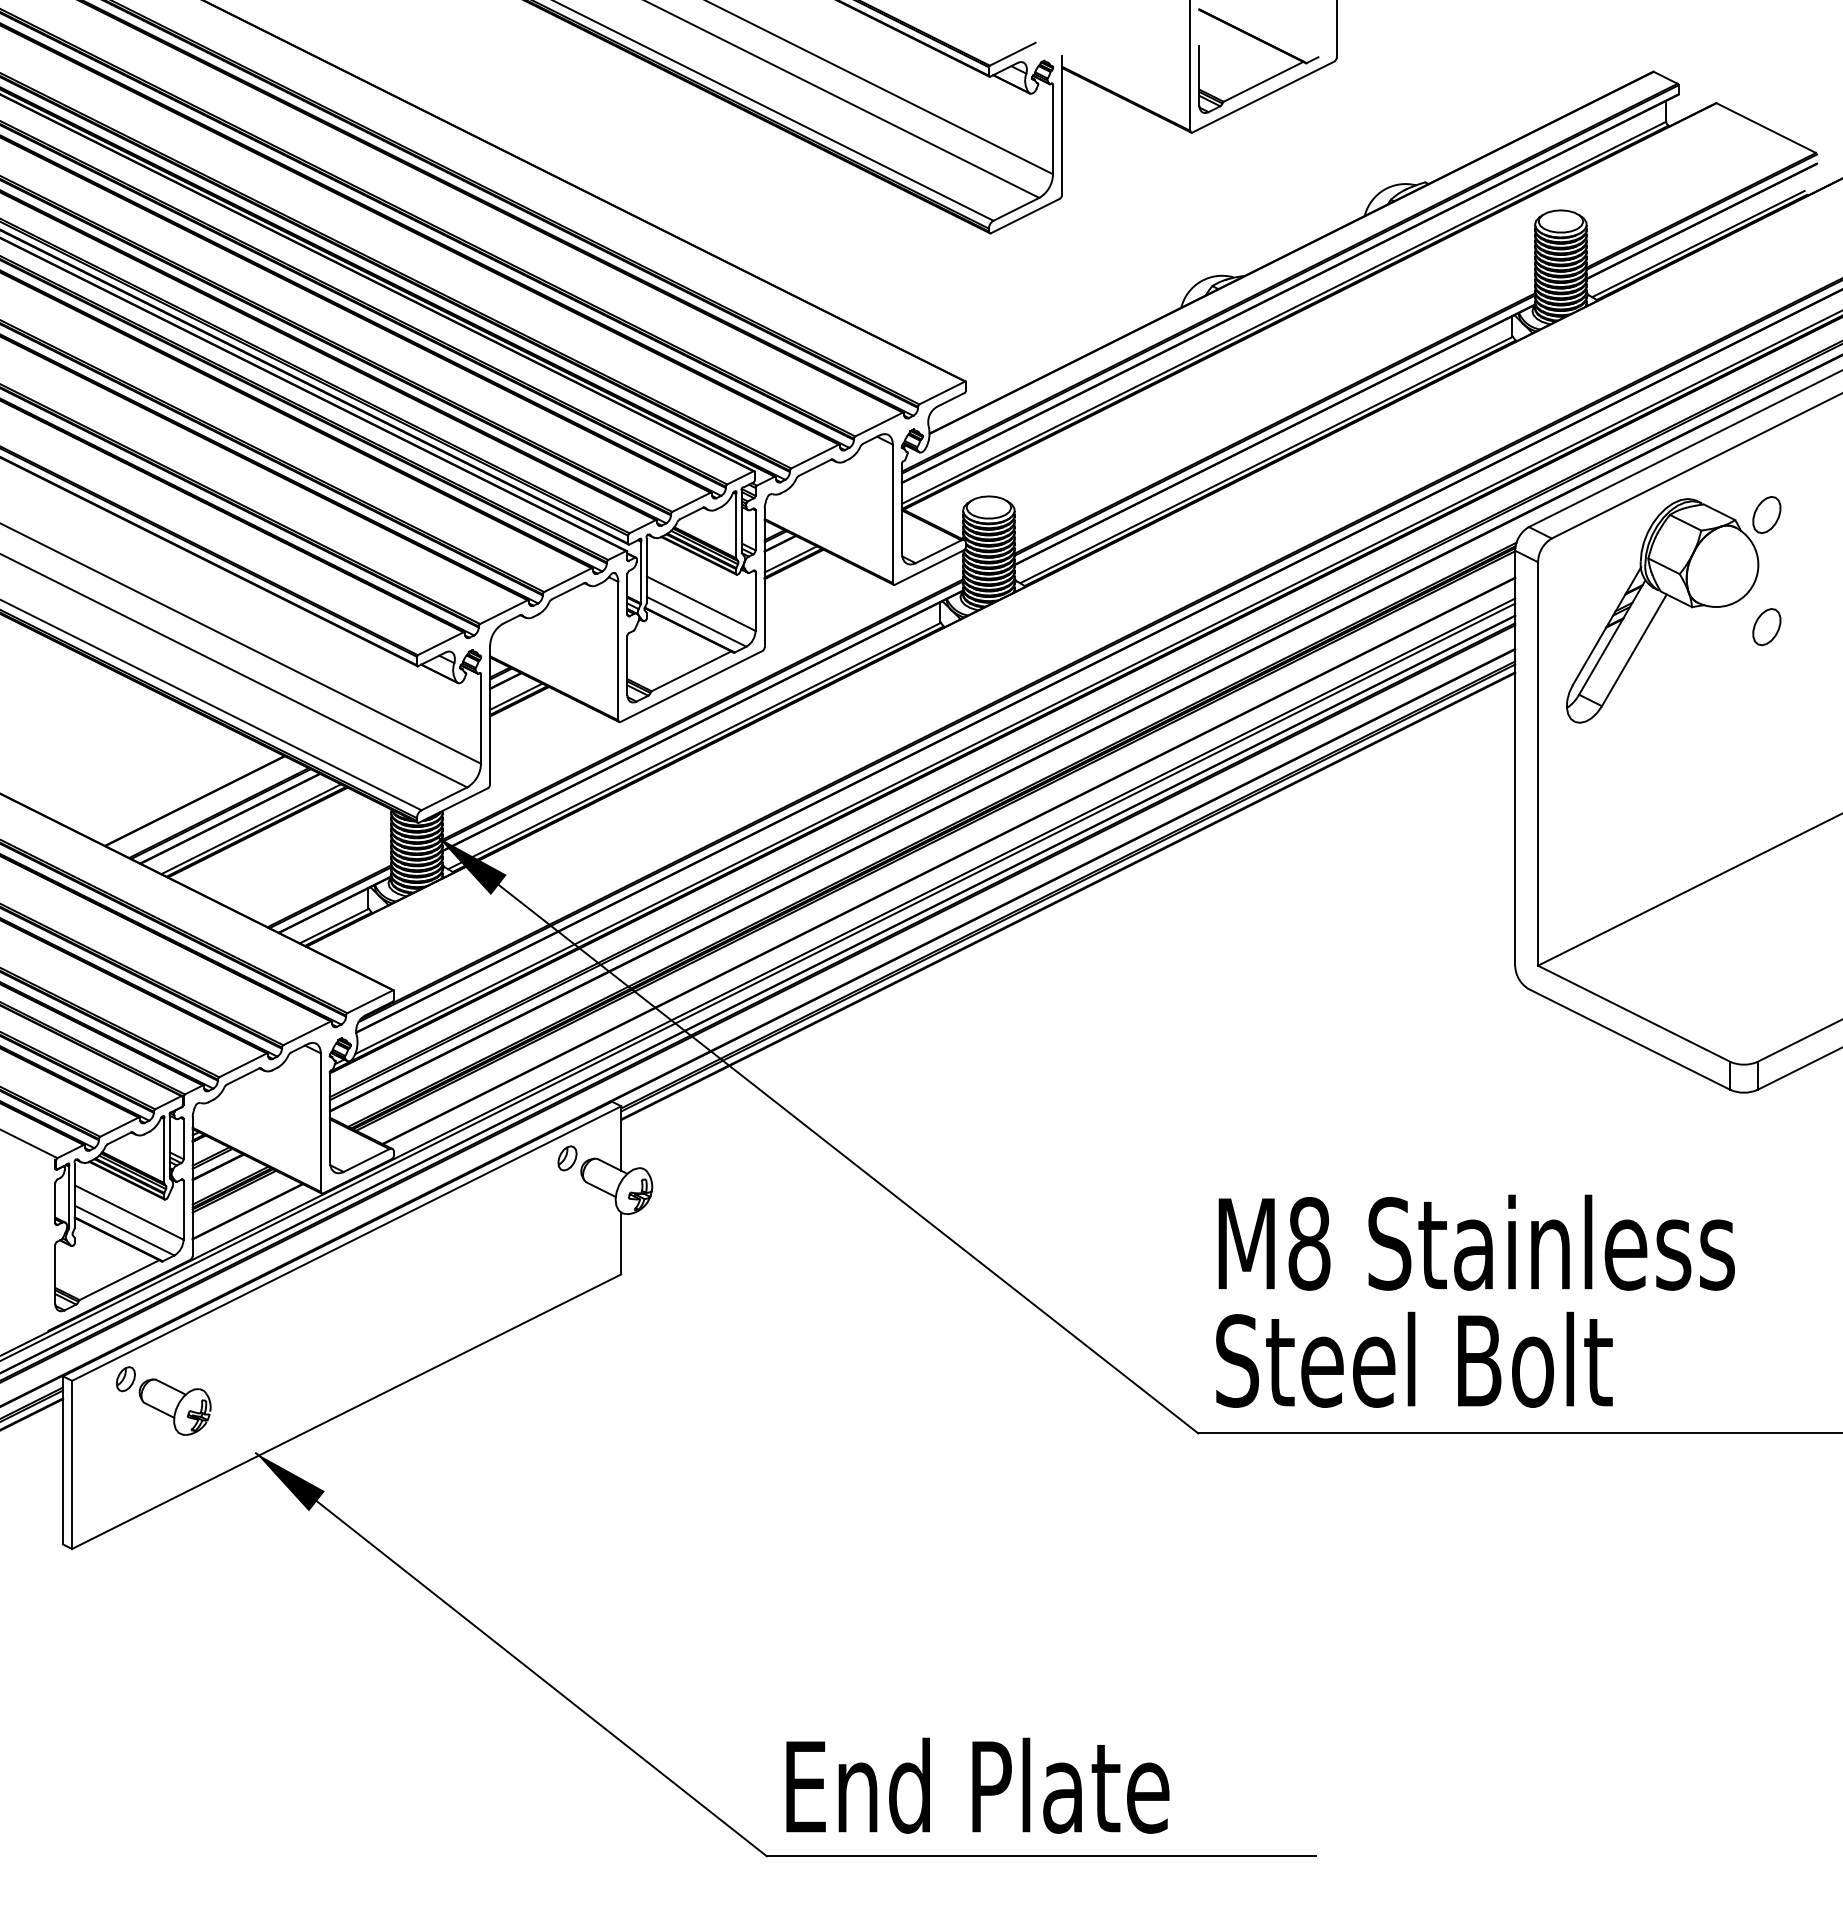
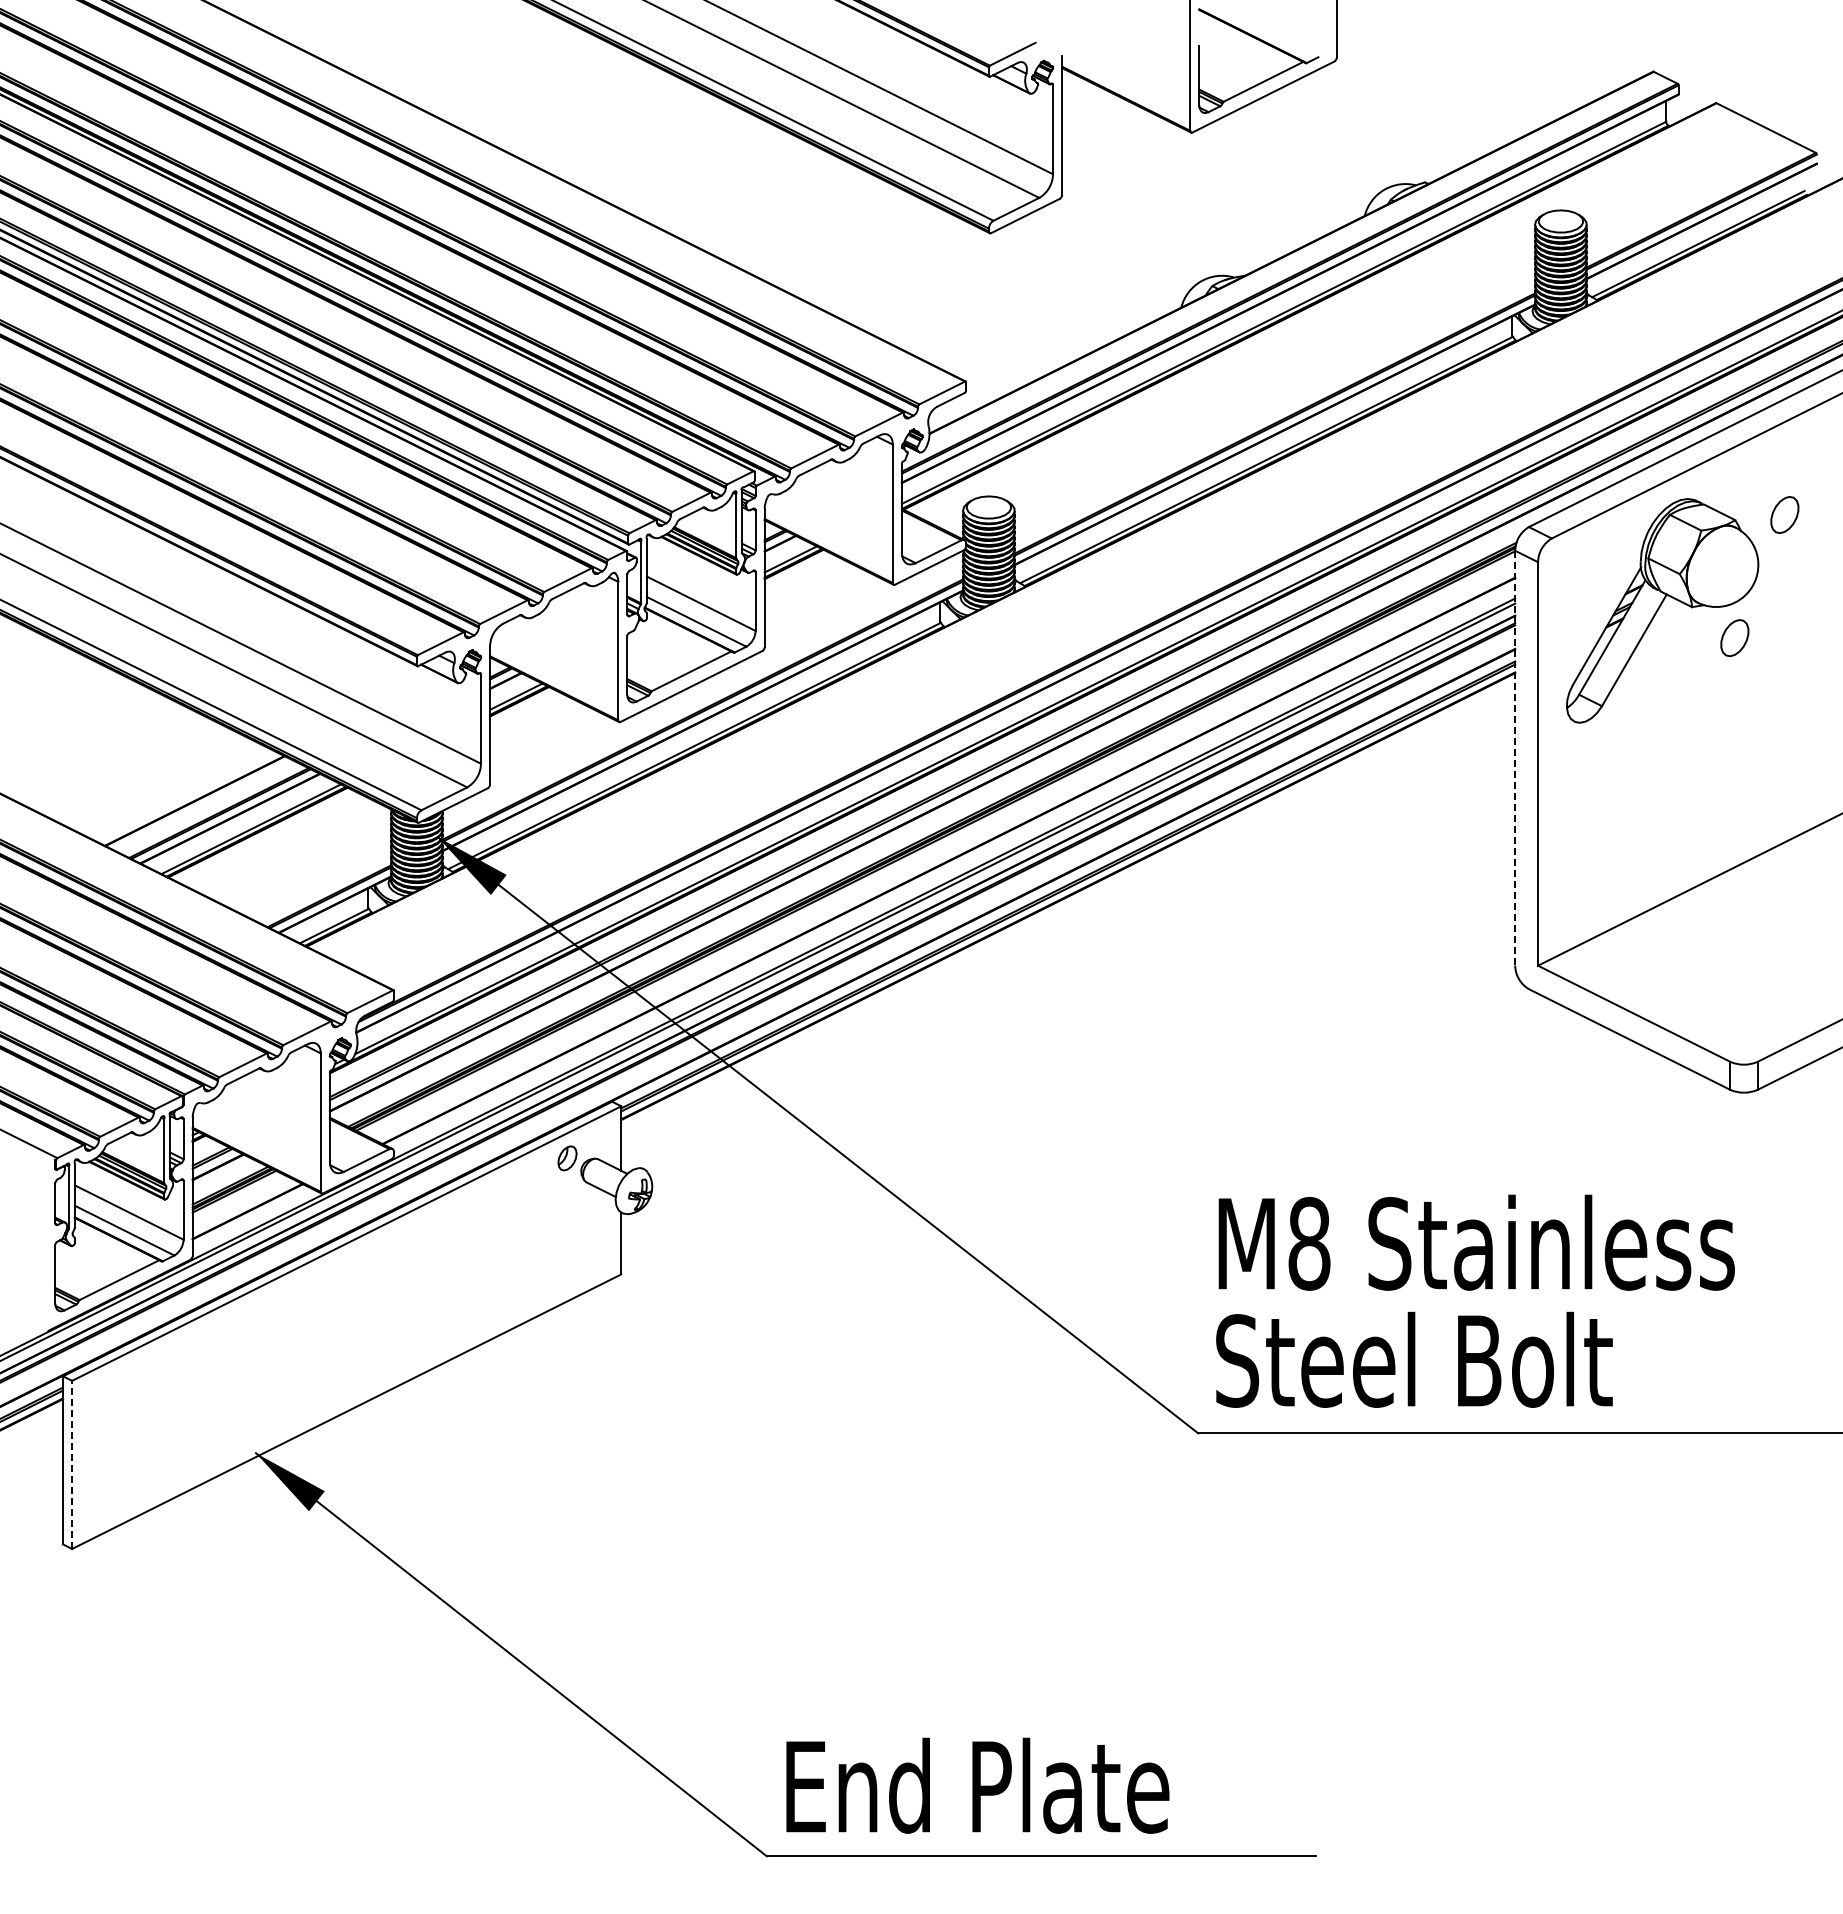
part position: (1766, 514) -> (1784, 514) (1784, 514)
part position: (1766, 627) -> (1734, 638) (1734, 638)
line: solid -> dashed (1515, 758)
part: present -> none (163, 1400)
line: solid -> dashed (72, 1464)
